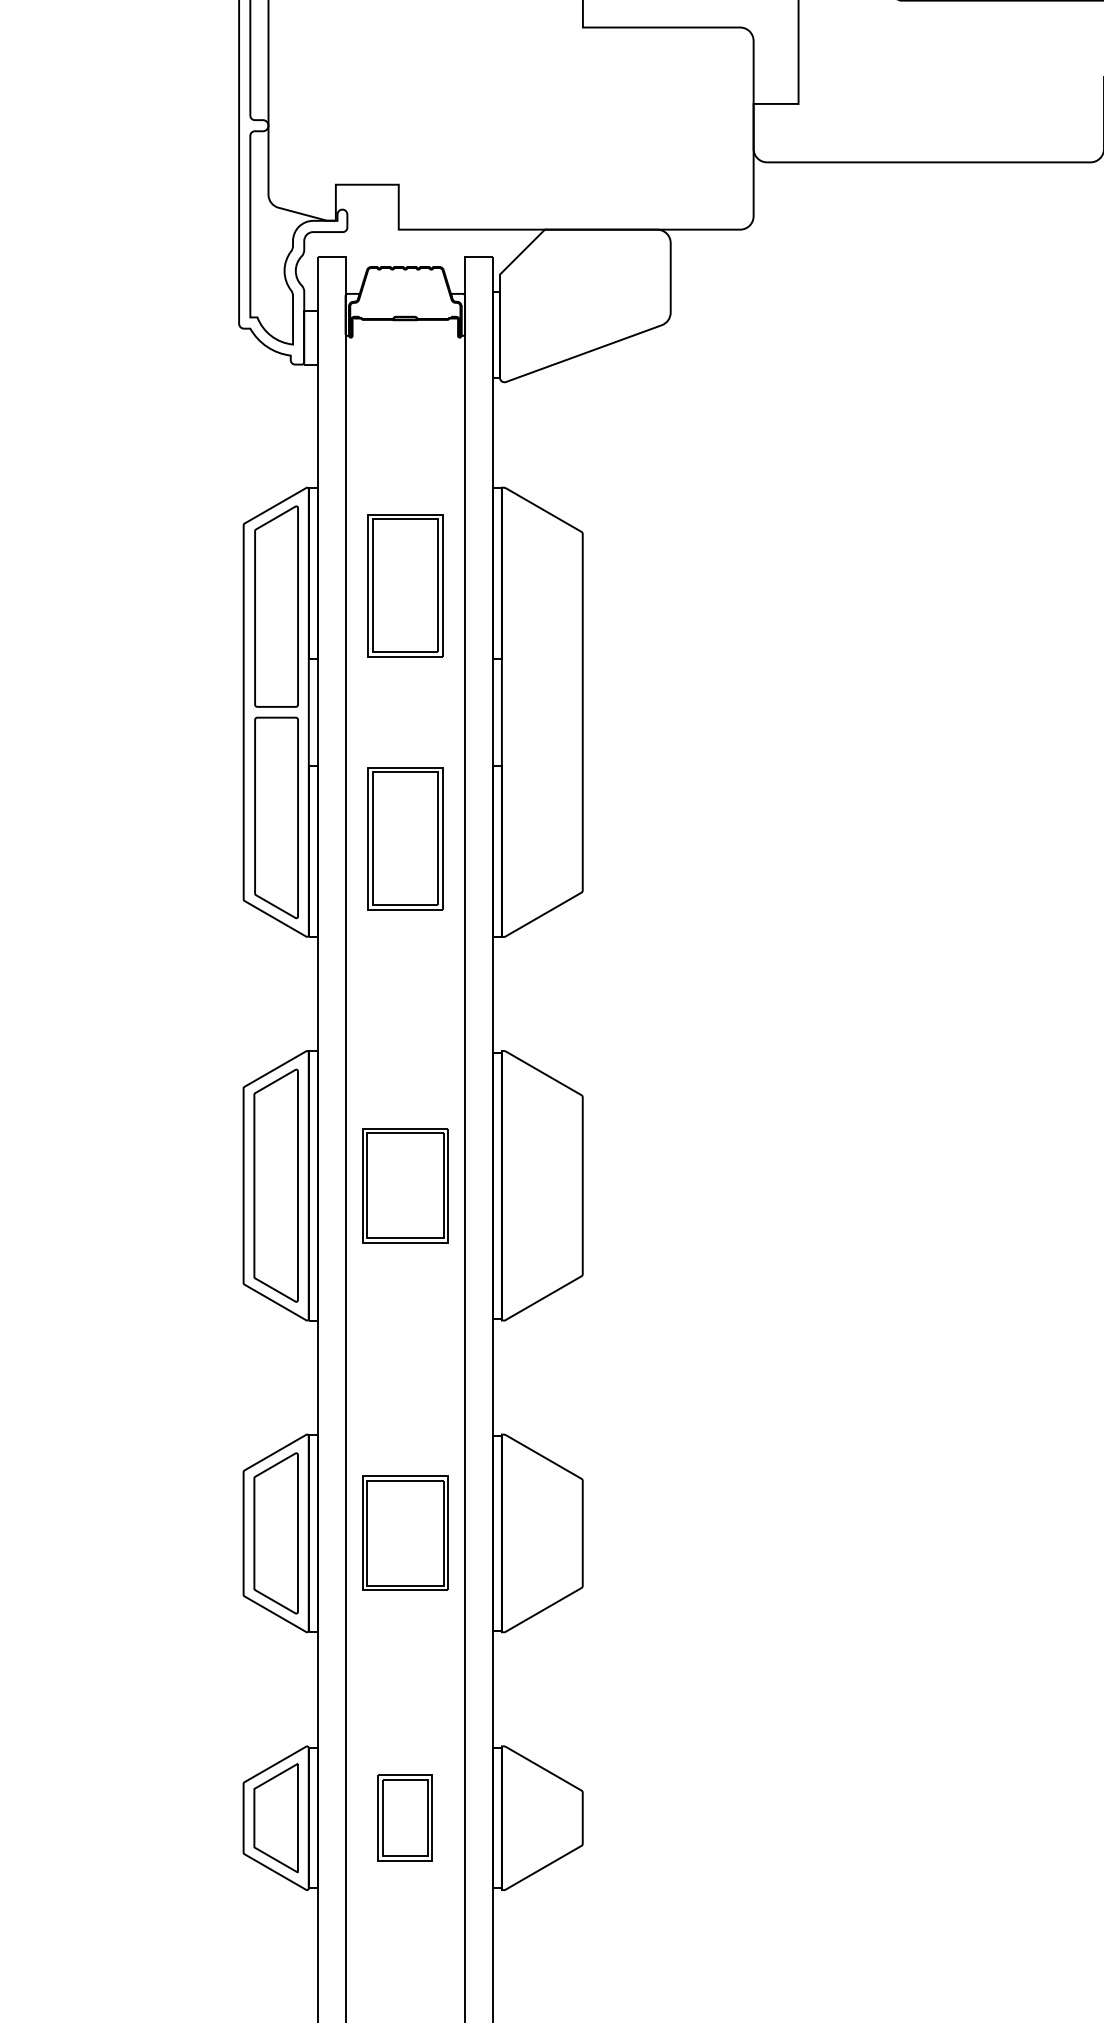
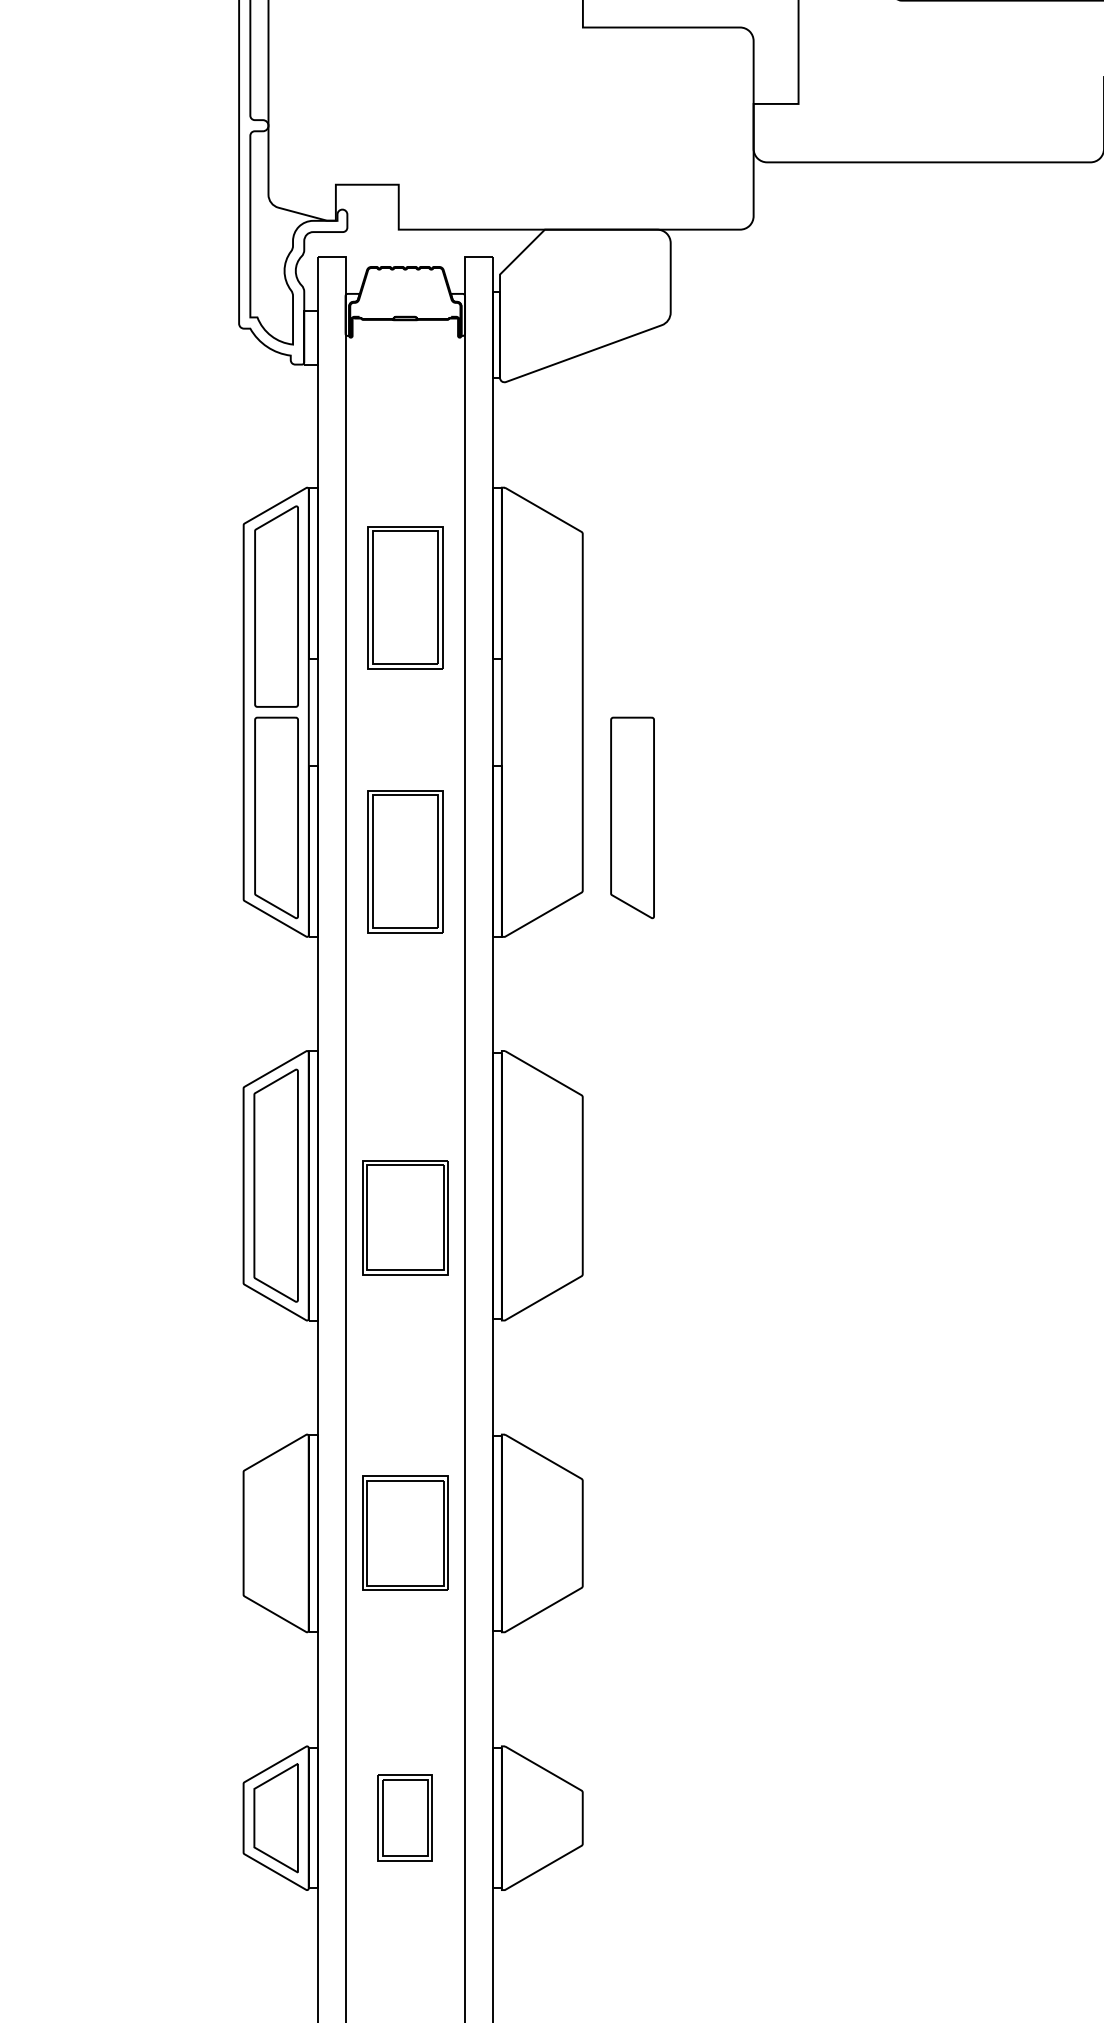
part position: (405, 585) -> (405, 597) (405, 597)
part: none -> present (632, 817)
part position: (405, 838) -> (405, 861) (405, 861)
part position: (405, 1185) -> (405, 1217) (405, 1217)
part: present -> none (275, 1533)
